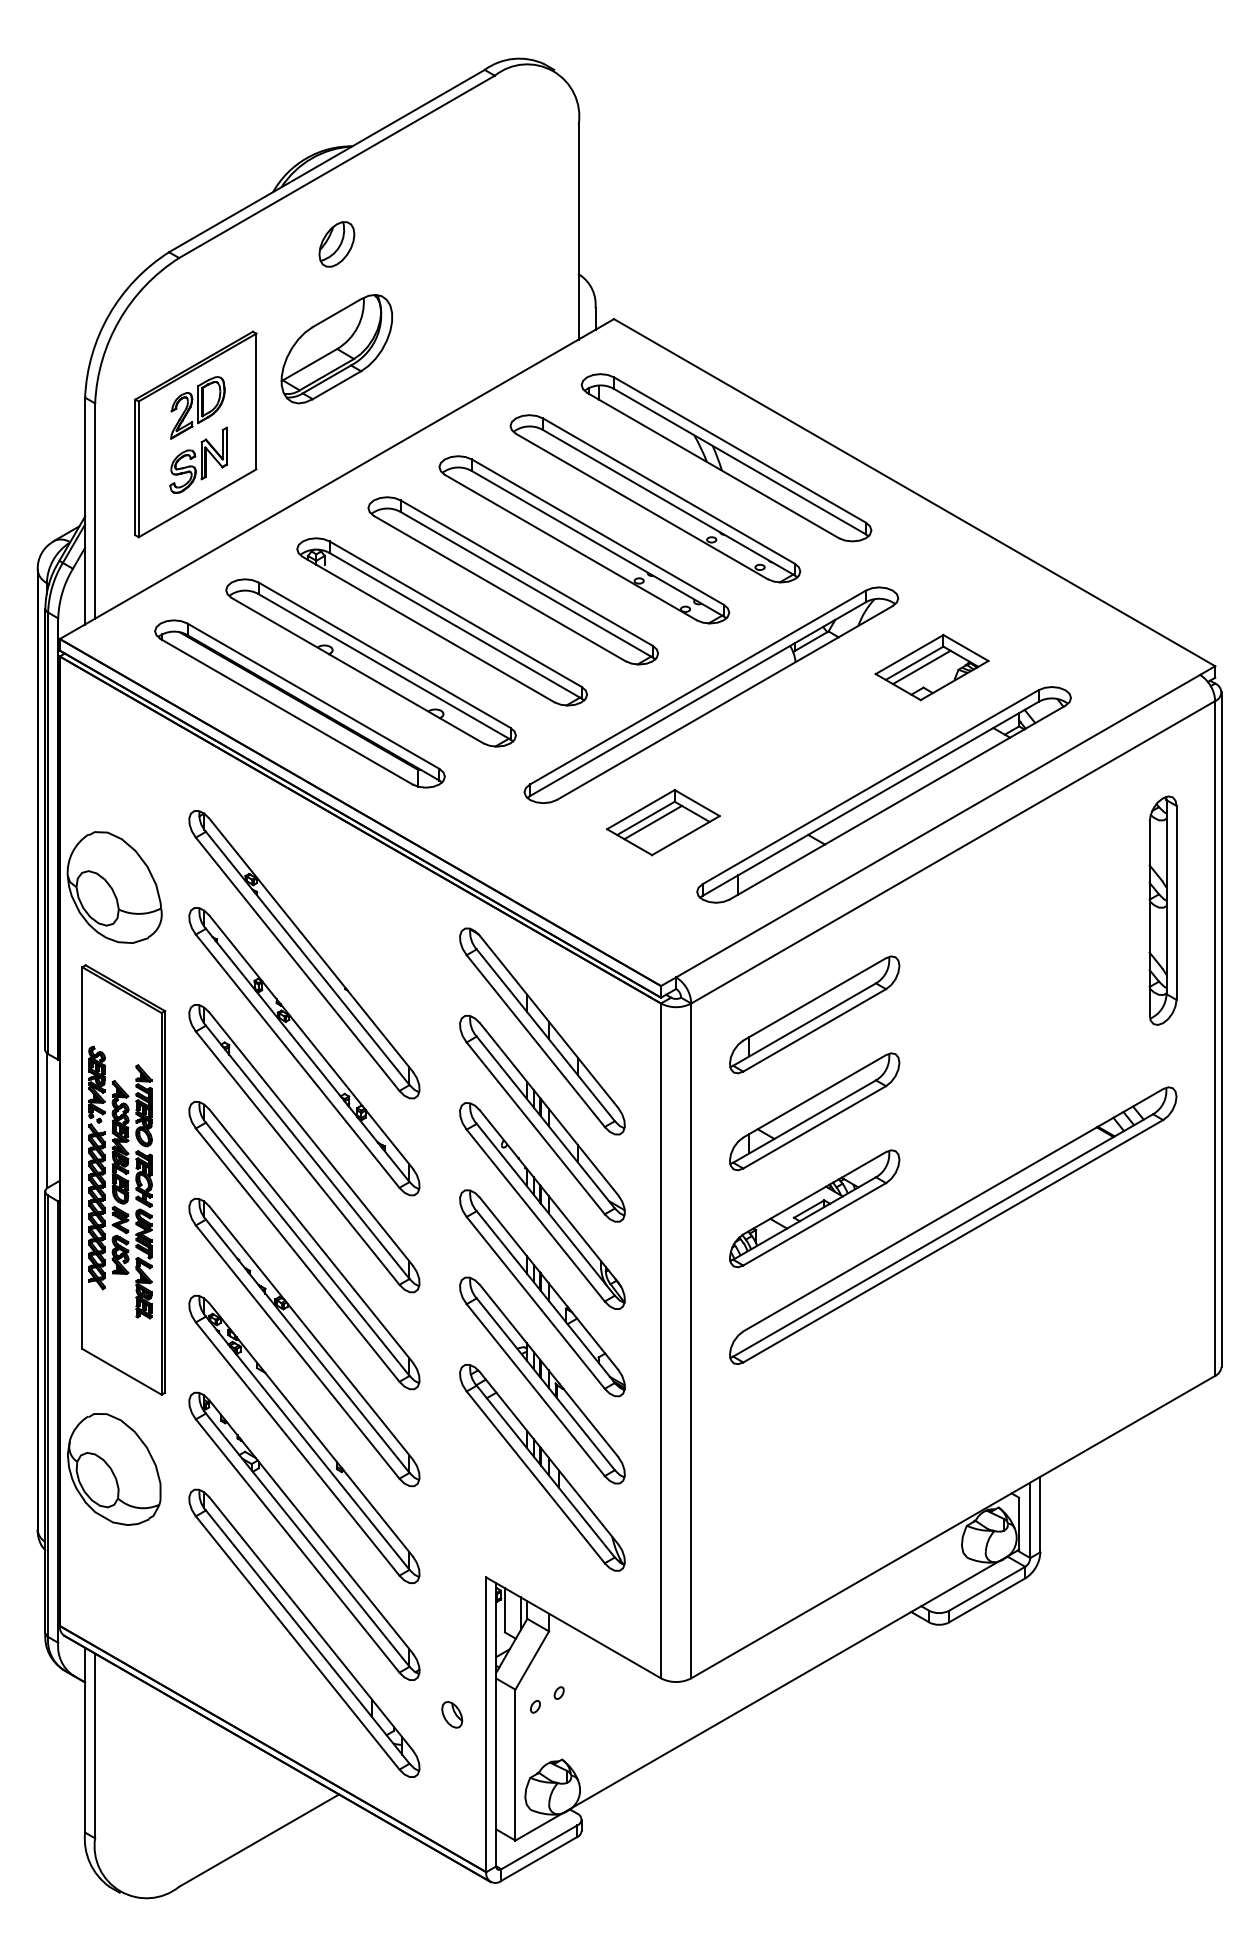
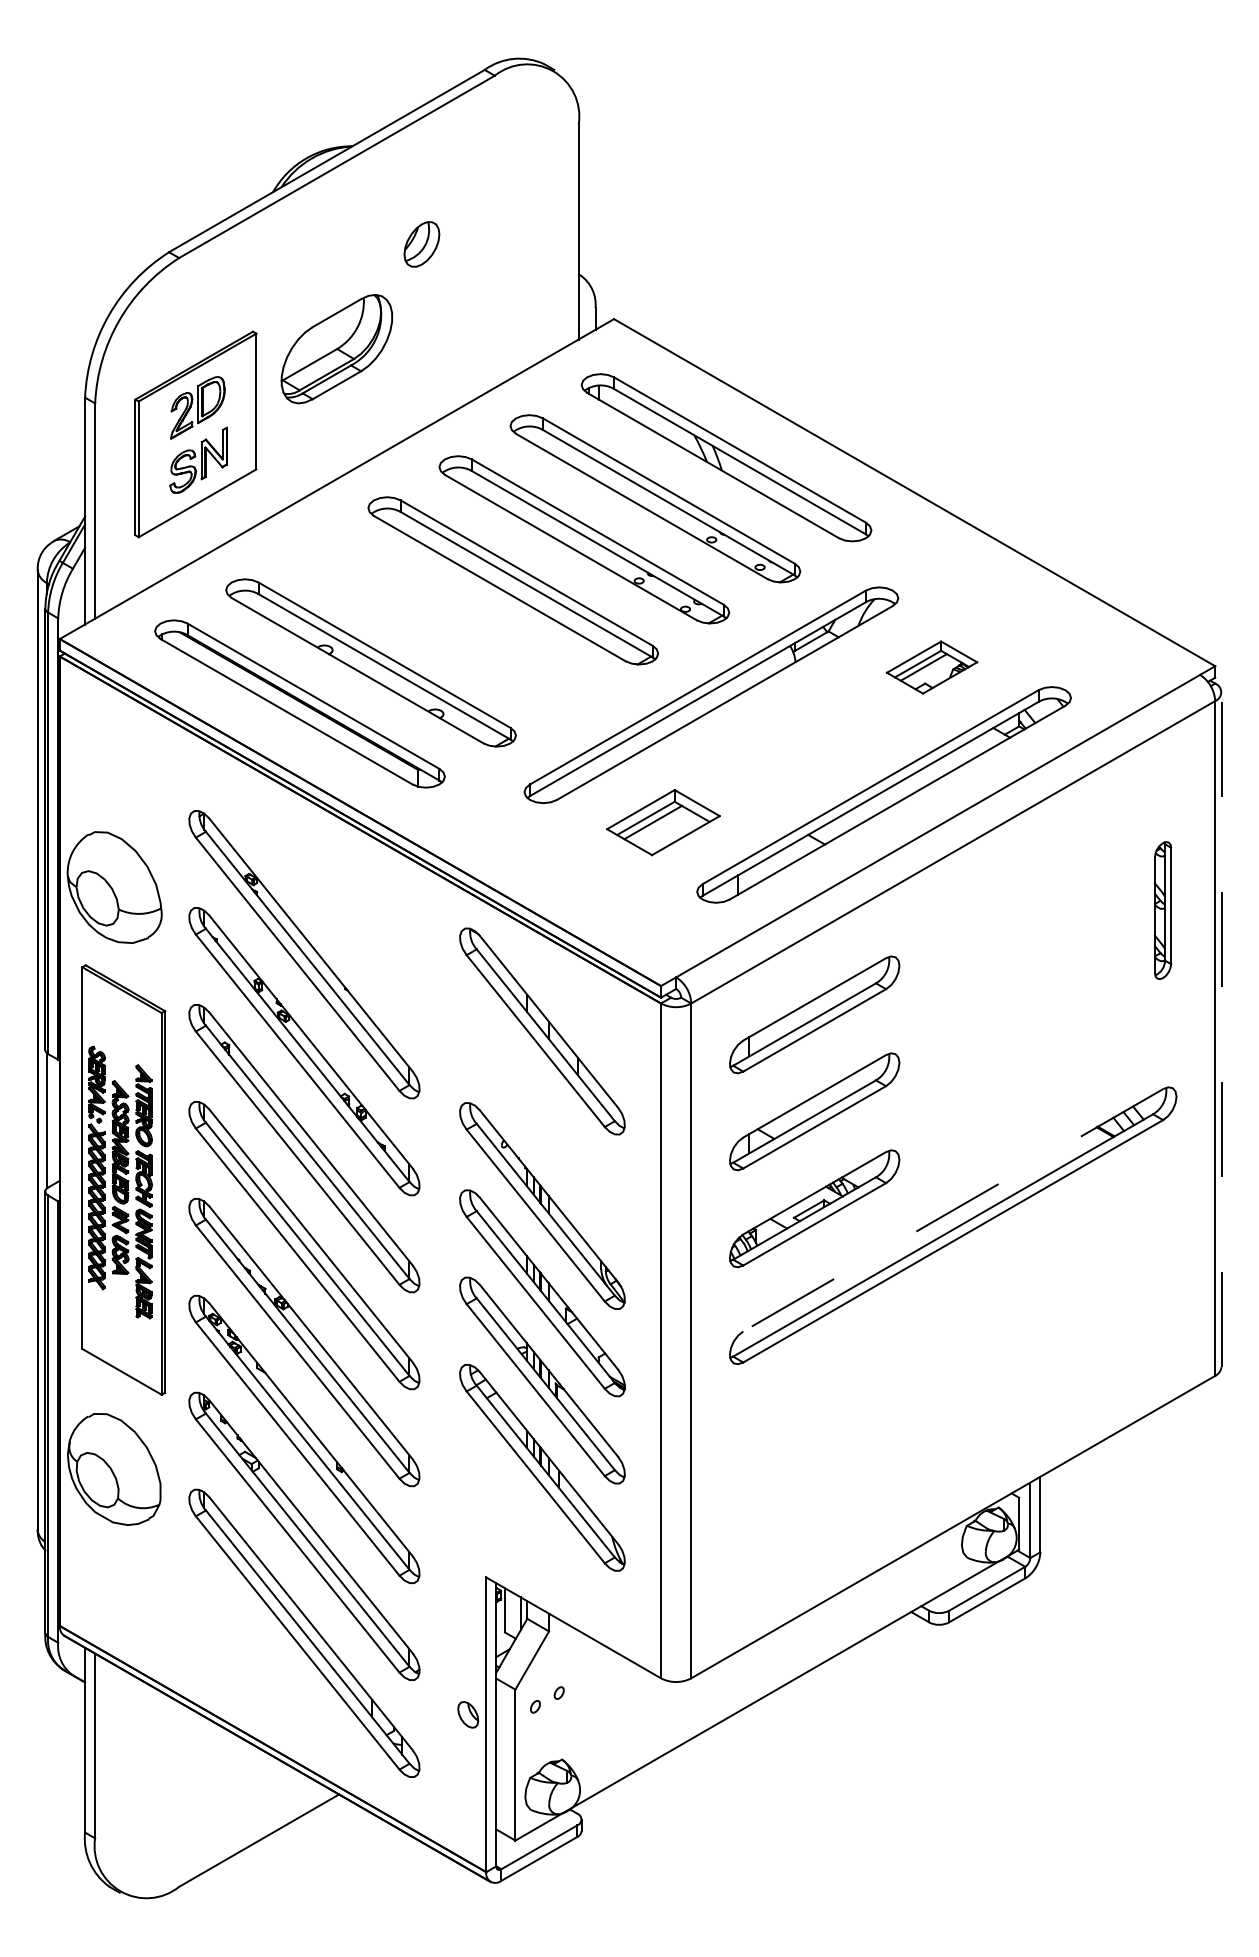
part position: (336, 244) -> (421, 244) (421, 244)
part: present -> none (441, 621)
part size: 116x69 px -> 94x55 px (931, 667)
part size: 30x231 px -> 19x139 px (1163, 910)
line: solid -> dashed (1221, 1029)
part: present -> none (542, 1118)
line: solid -> dashed (952, 1210)
part position: (452, 1714) -> (468, 1714) (468, 1714)
